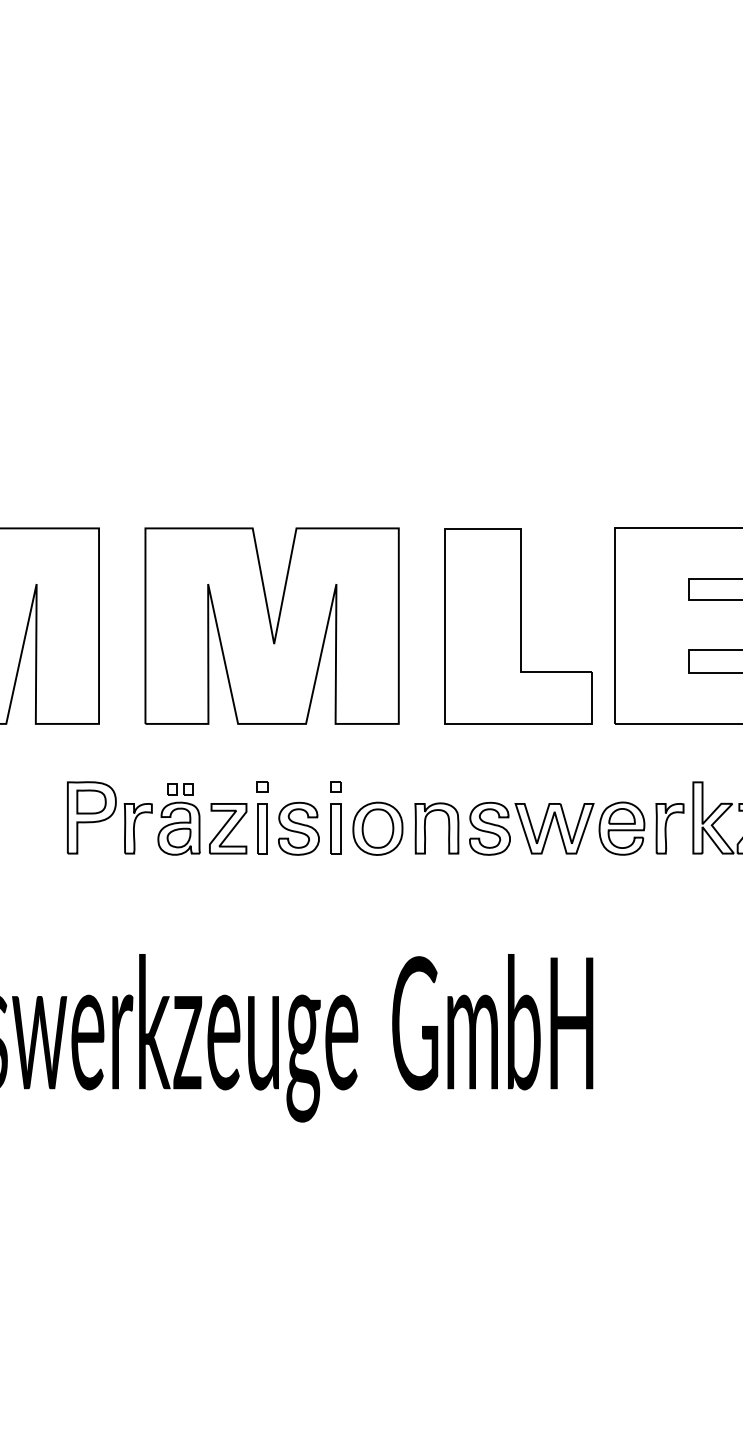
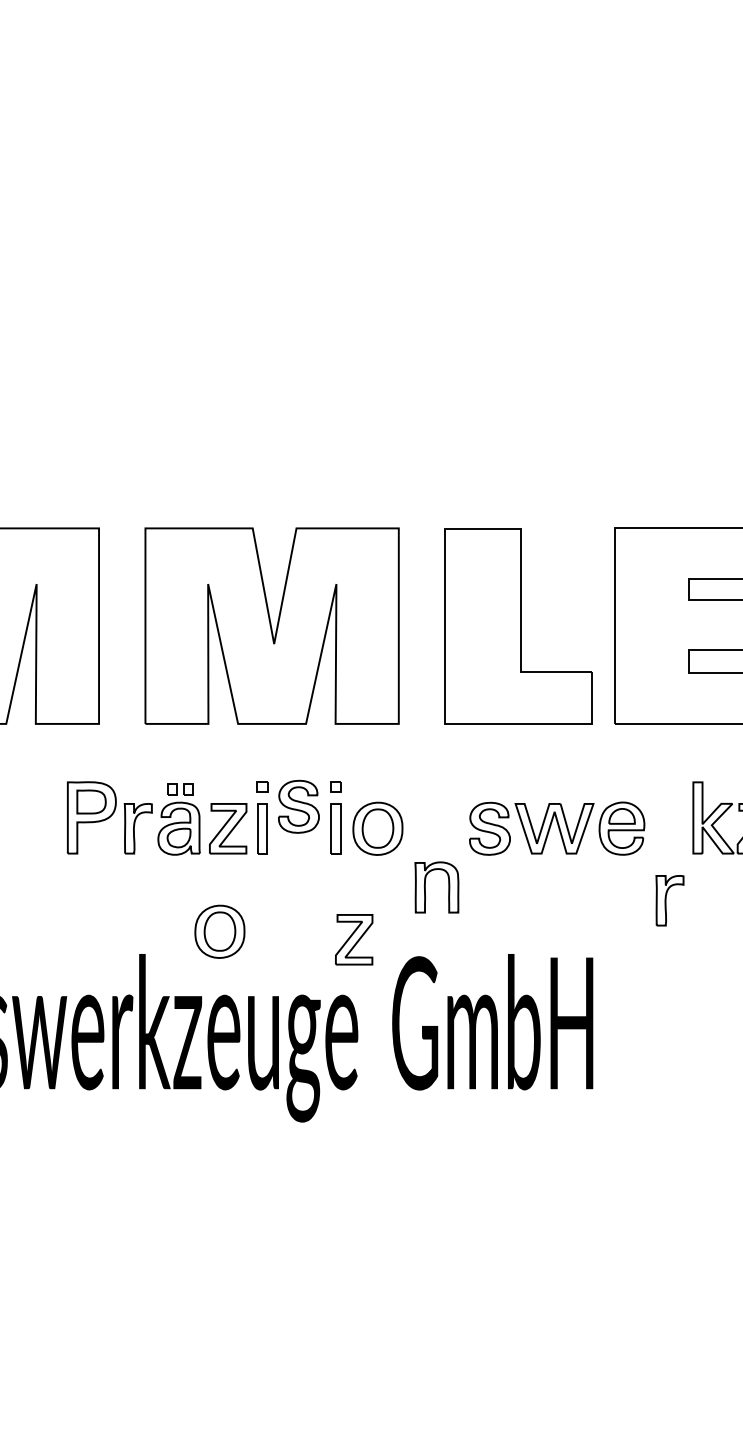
part position: (298, 828) -> (298, 806) (298, 806)
part position: (425, 828) -> (425, 887) (425, 887)
part position: (669, 828) -> (669, 900) (669, 900)
part: none -> present (219, 931)
part: none -> present (354, 939)
